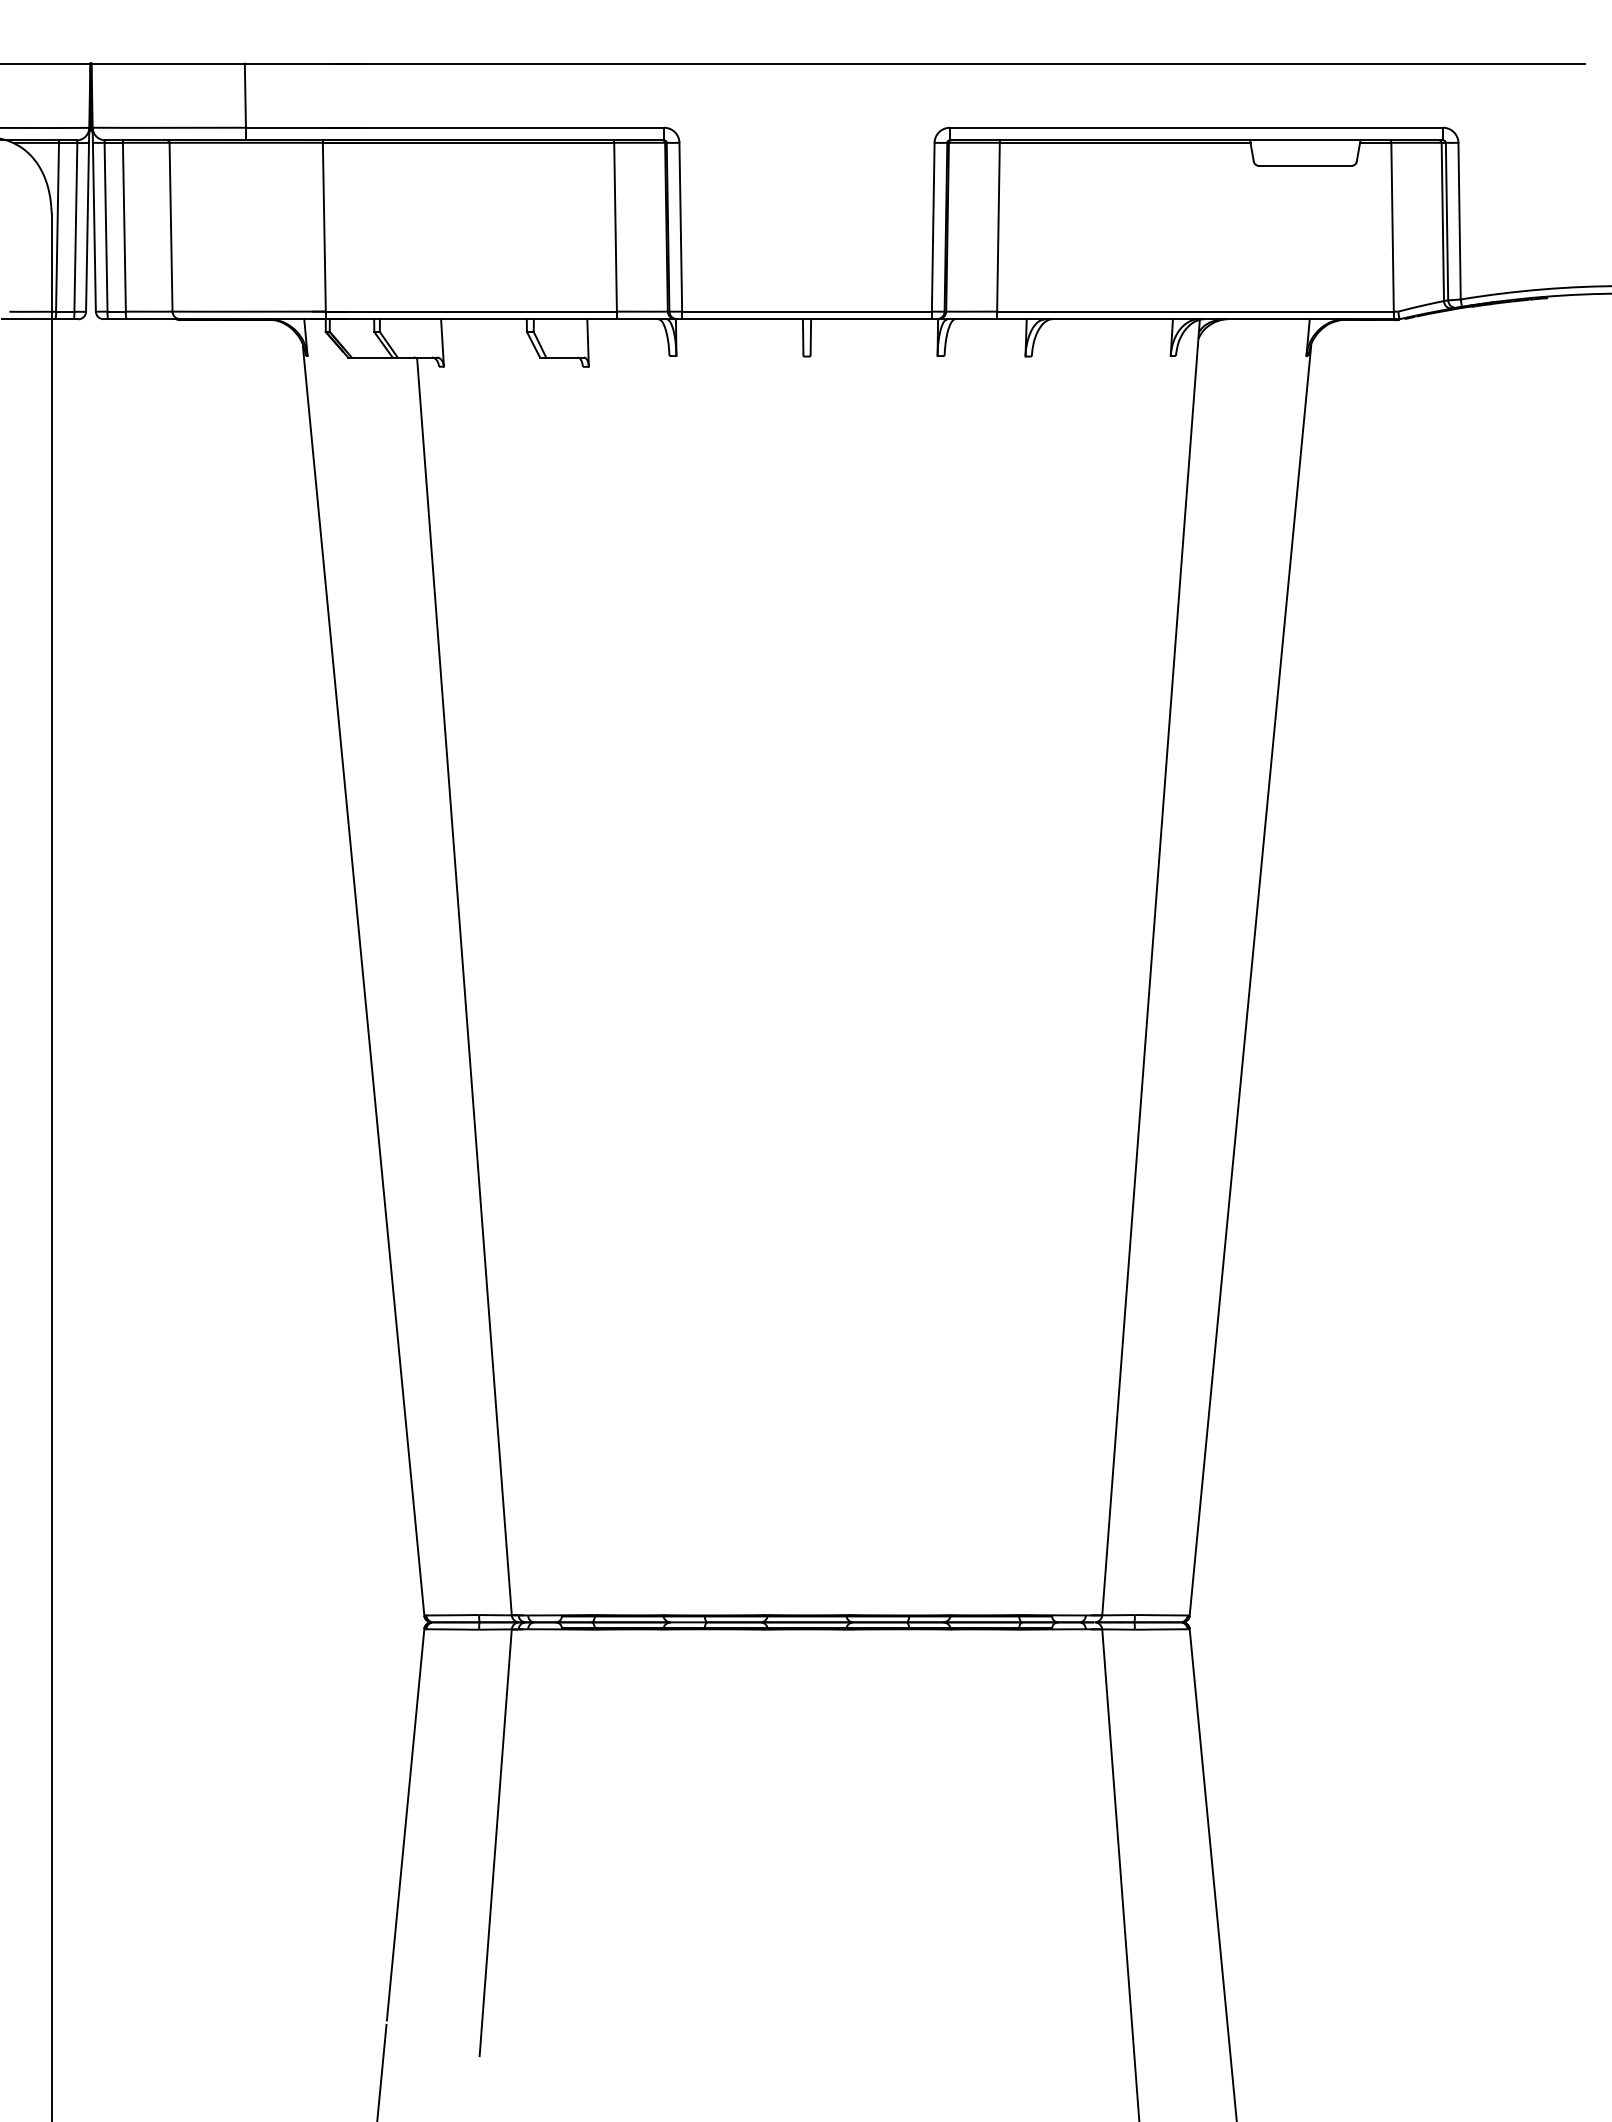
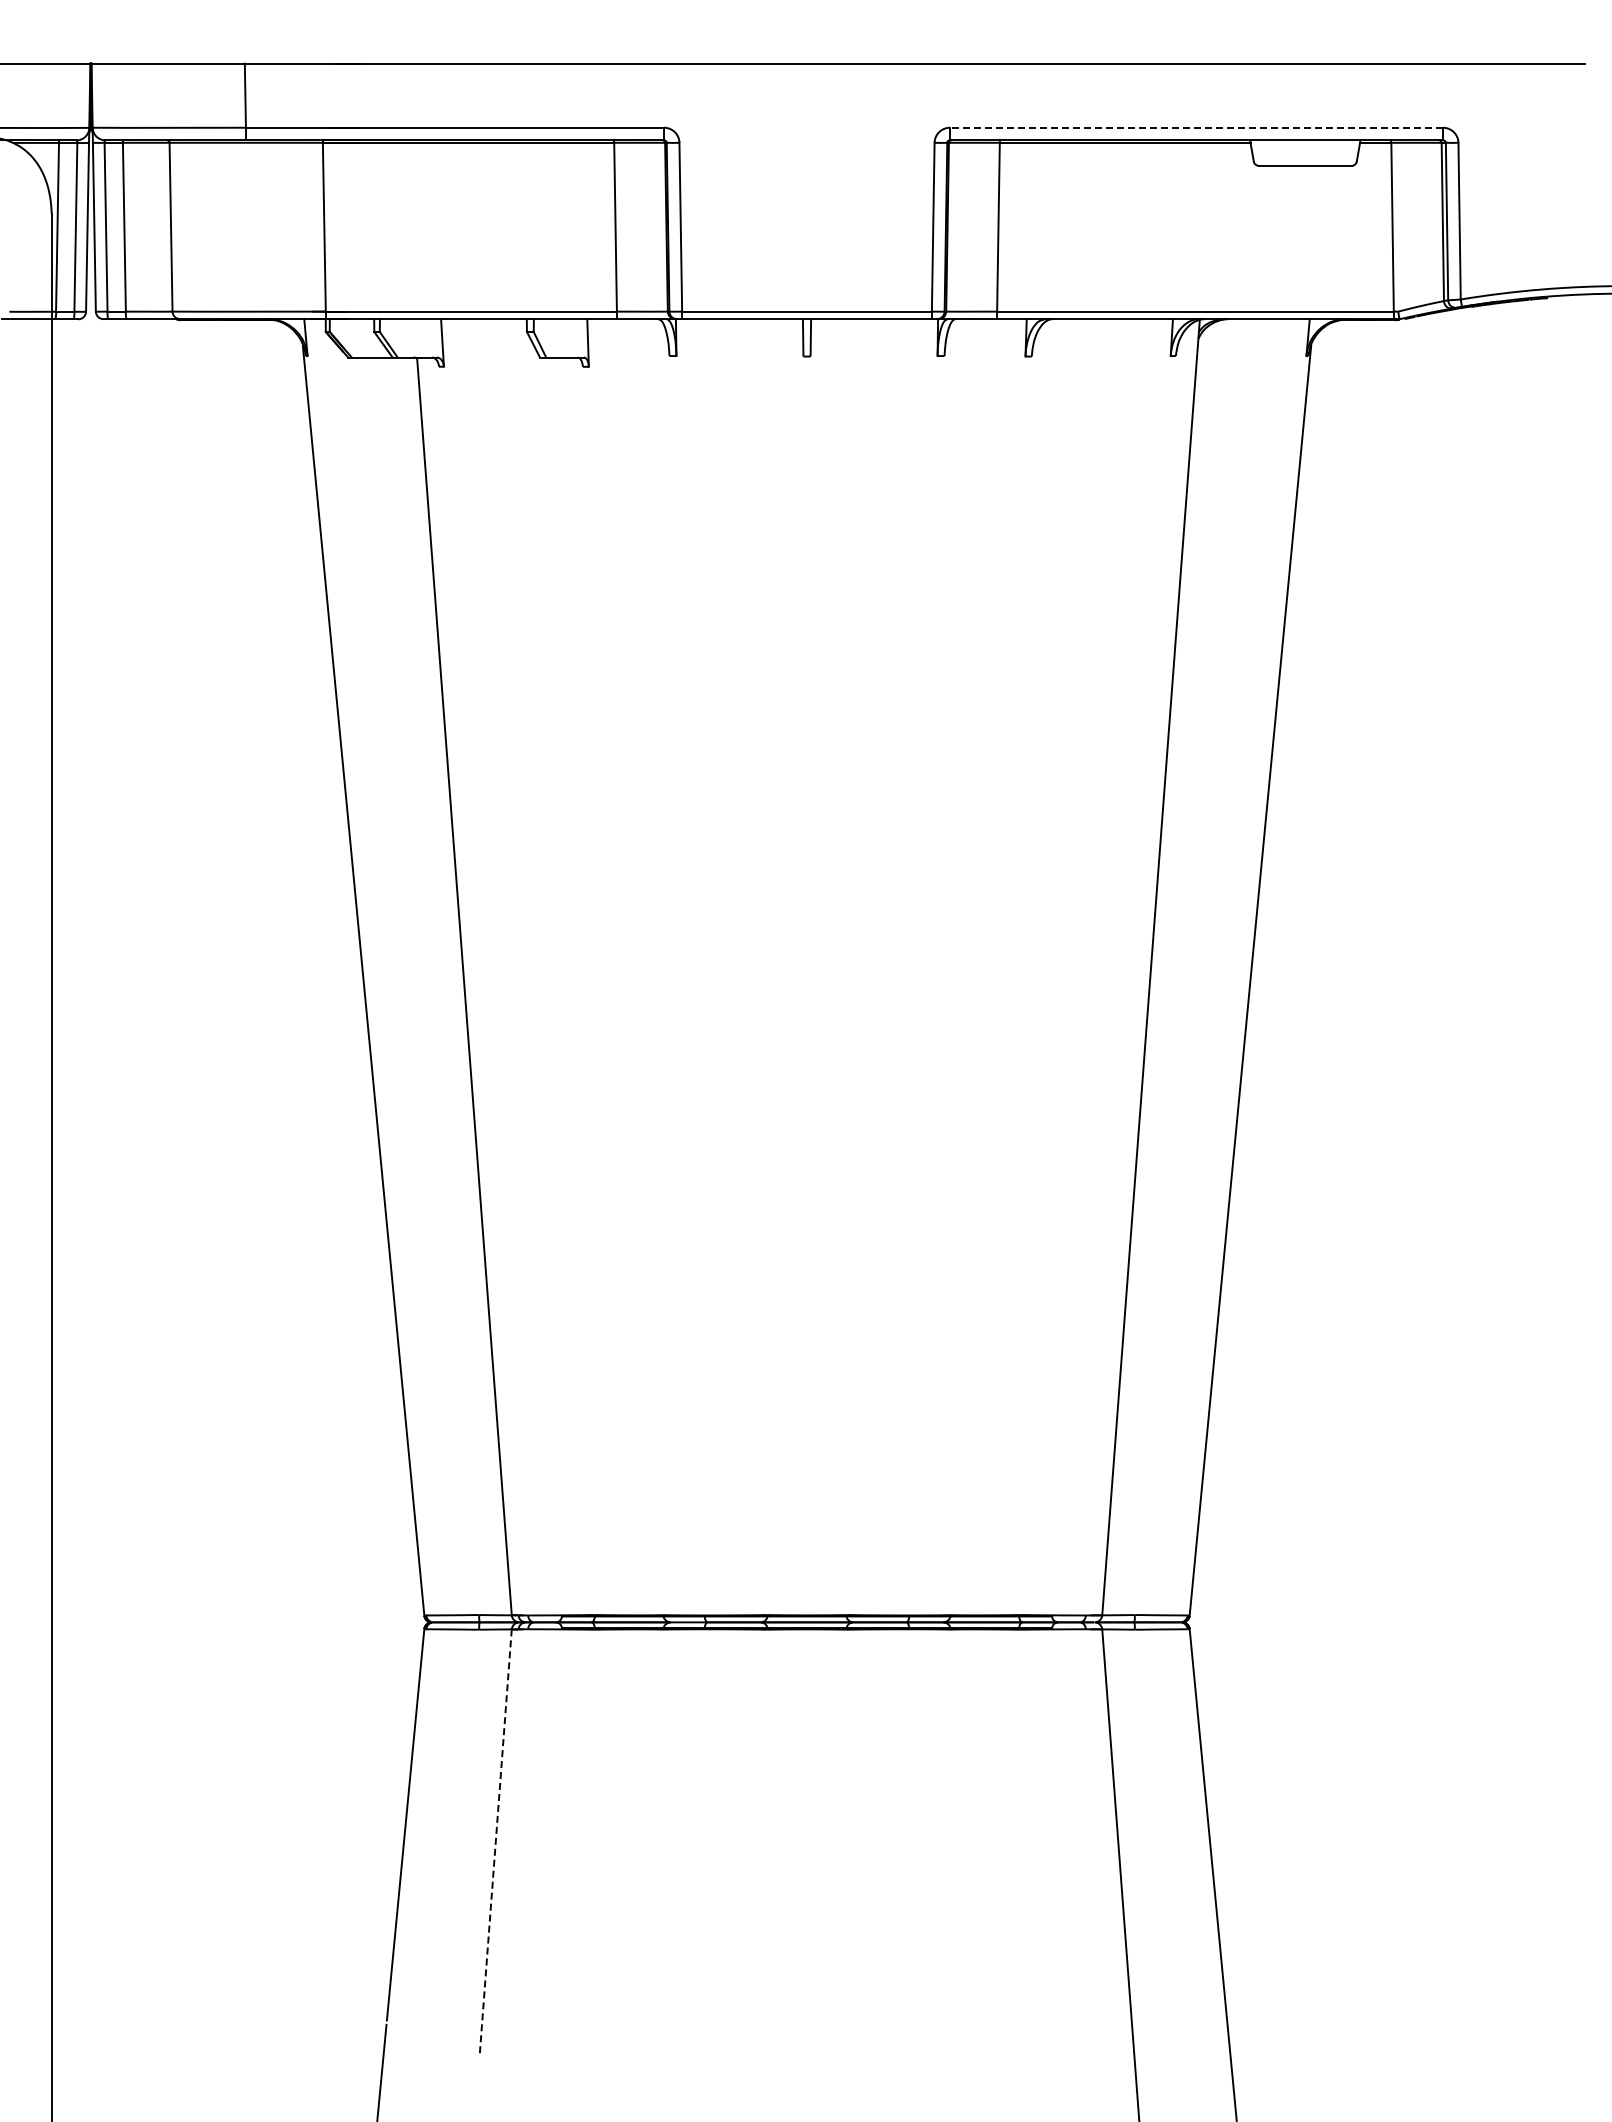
line: solid -> dashed (1195, 127)
line: solid -> dashed (495, 1843)
